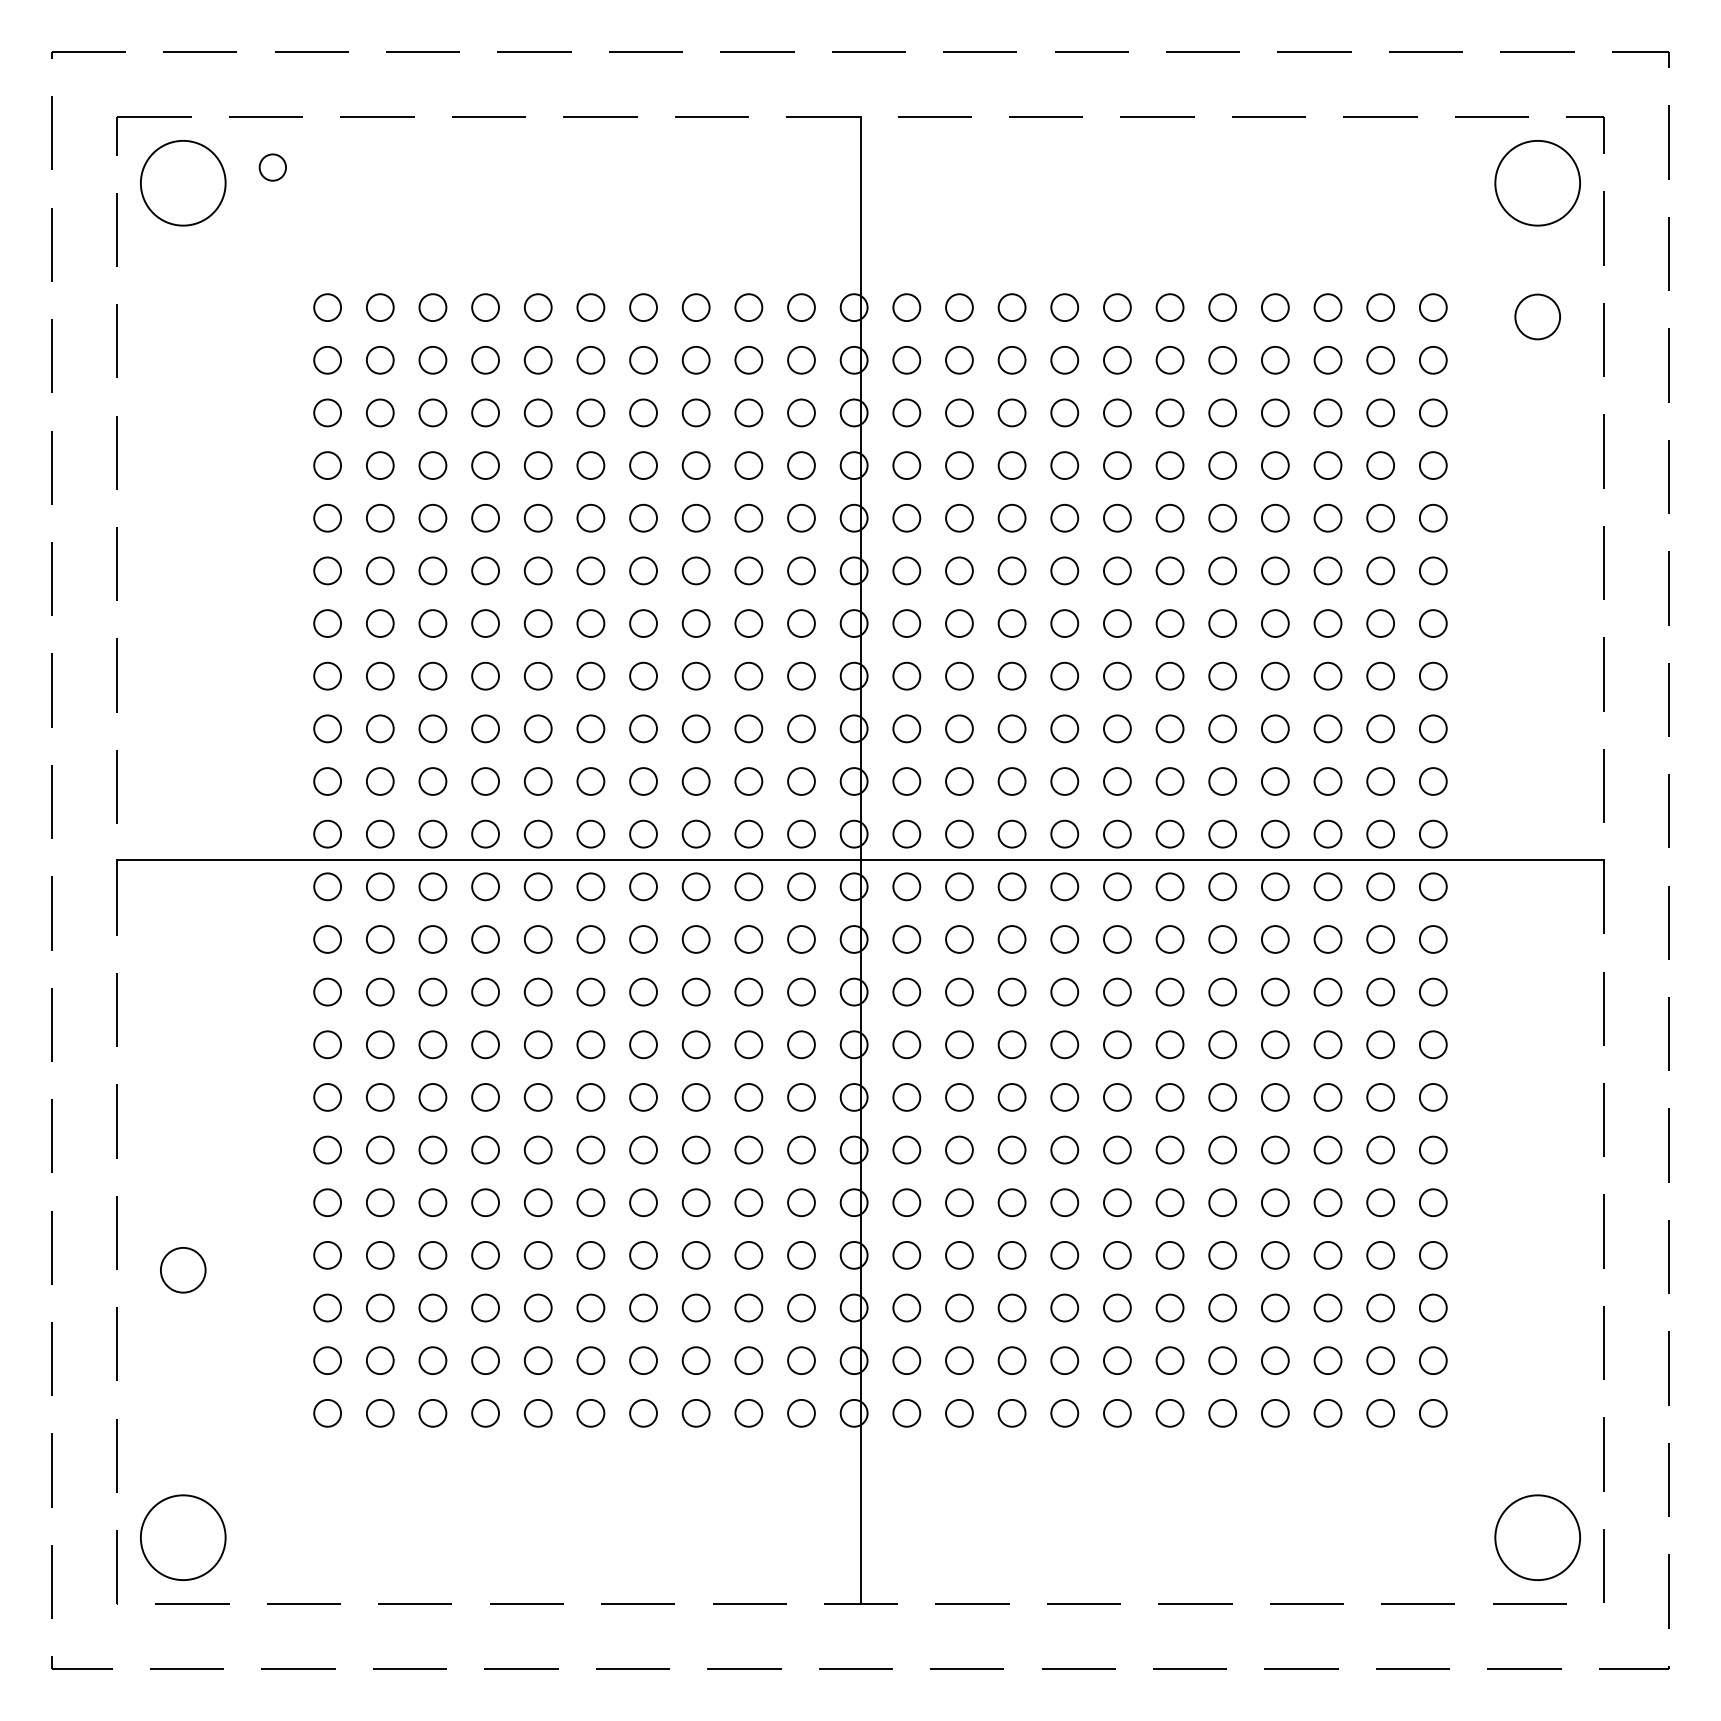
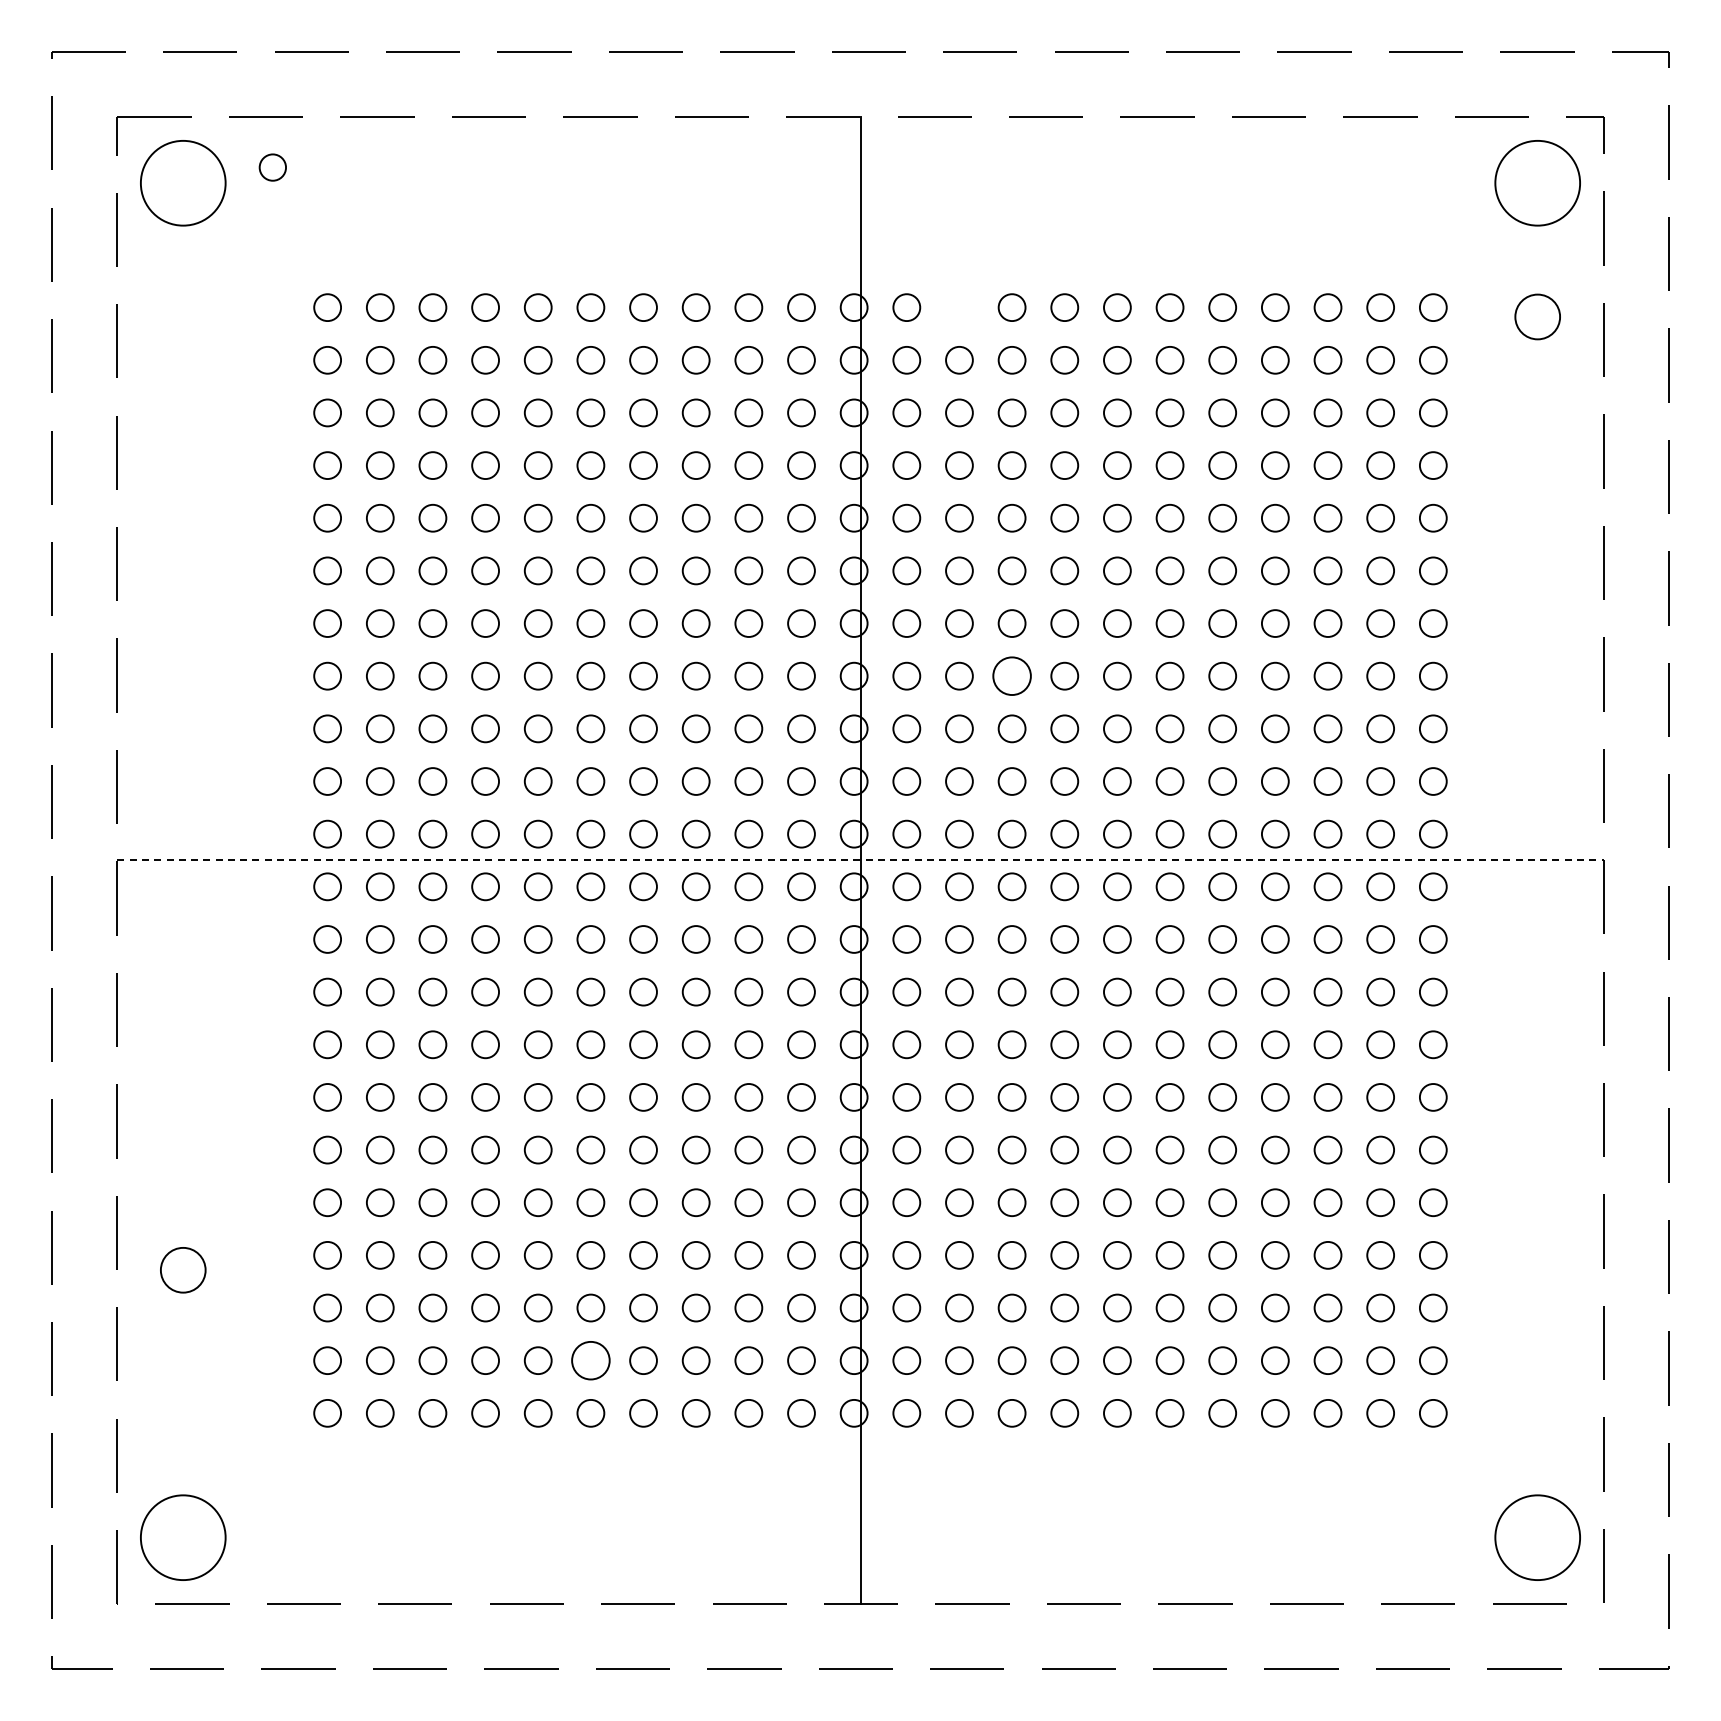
circle: present -> none (959, 307)
circle diameter: 27 px -> 38 px (1011, 676)
line: solid -> dashed (860, 860)
circle diameter: 27 px -> 38 px (590, 1360)
